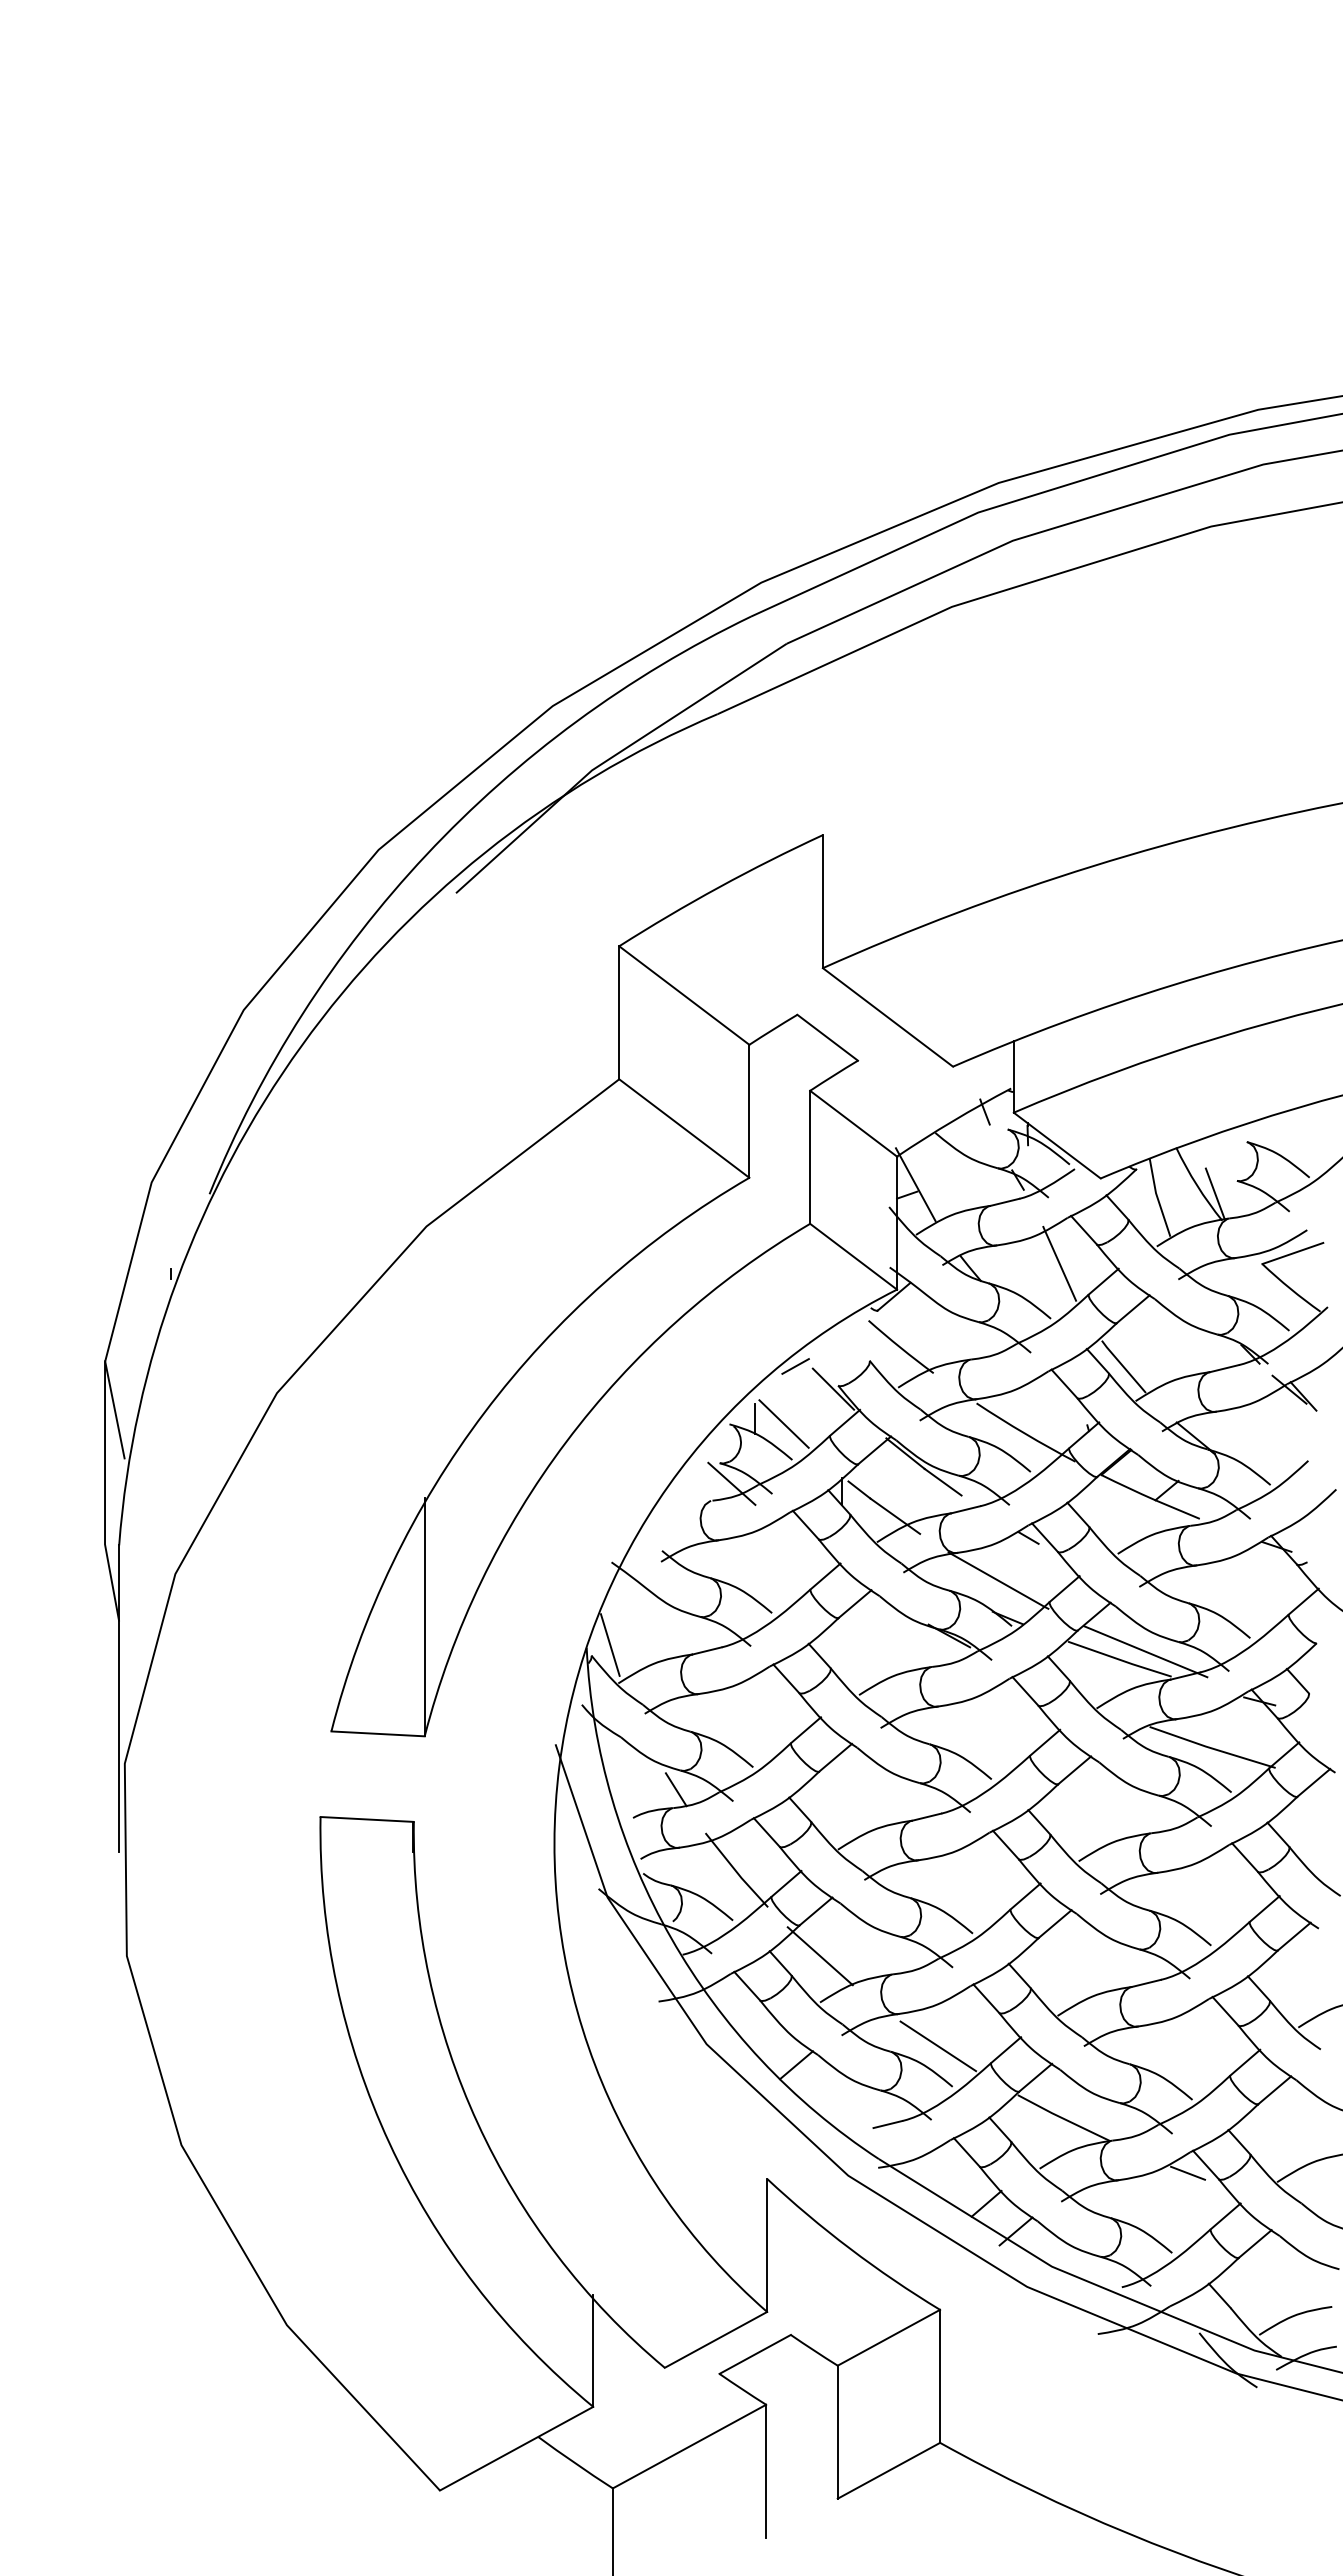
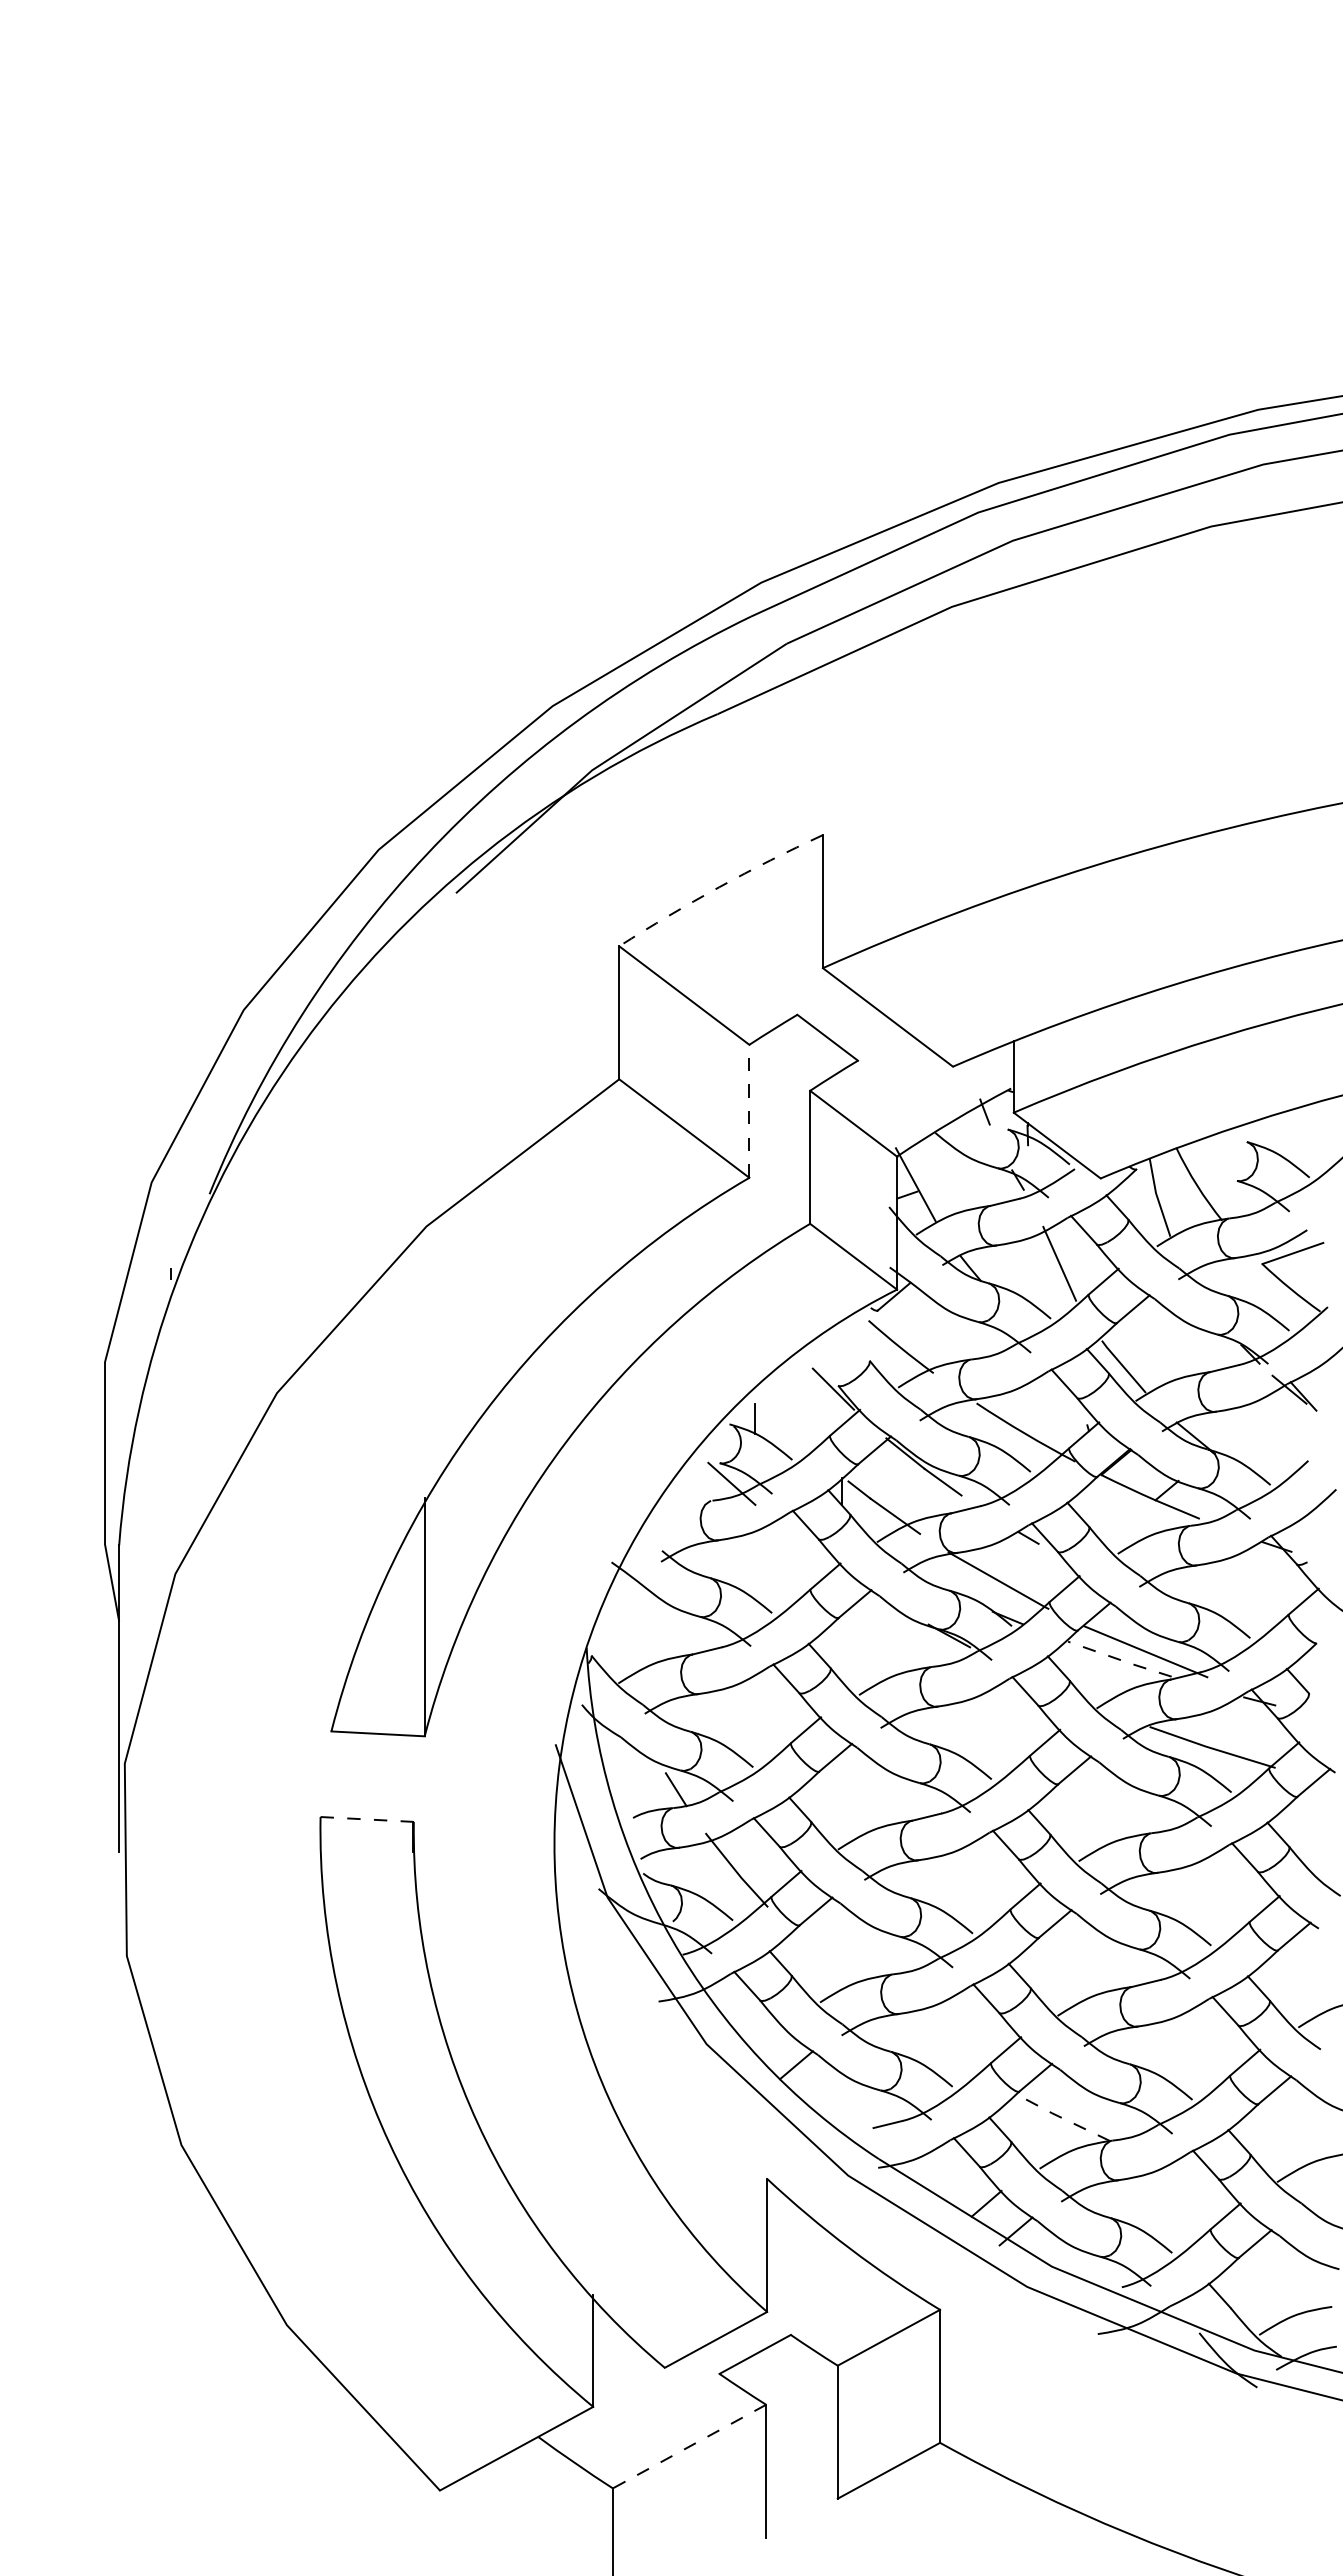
arc: solid -> dashed (719, 887)
line: solid -> dashed (749, 1111)
line: present -> none (1214, 1193)
line: present -> none (795, 1366)
line: present -> none (114, 1409)
line: present -> none (783, 1423)
line: present -> none (609, 1644)
line: solid -> dashed (1120, 1659)
line: solid -> dashed (367, 1819)
line: present -> none (819, 1956)
line: present -> none (938, 2046)
line: solid -> dashed (1062, 2118)
line: present -> none (1188, 2172)
line: solid -> dashed (689, 2446)
